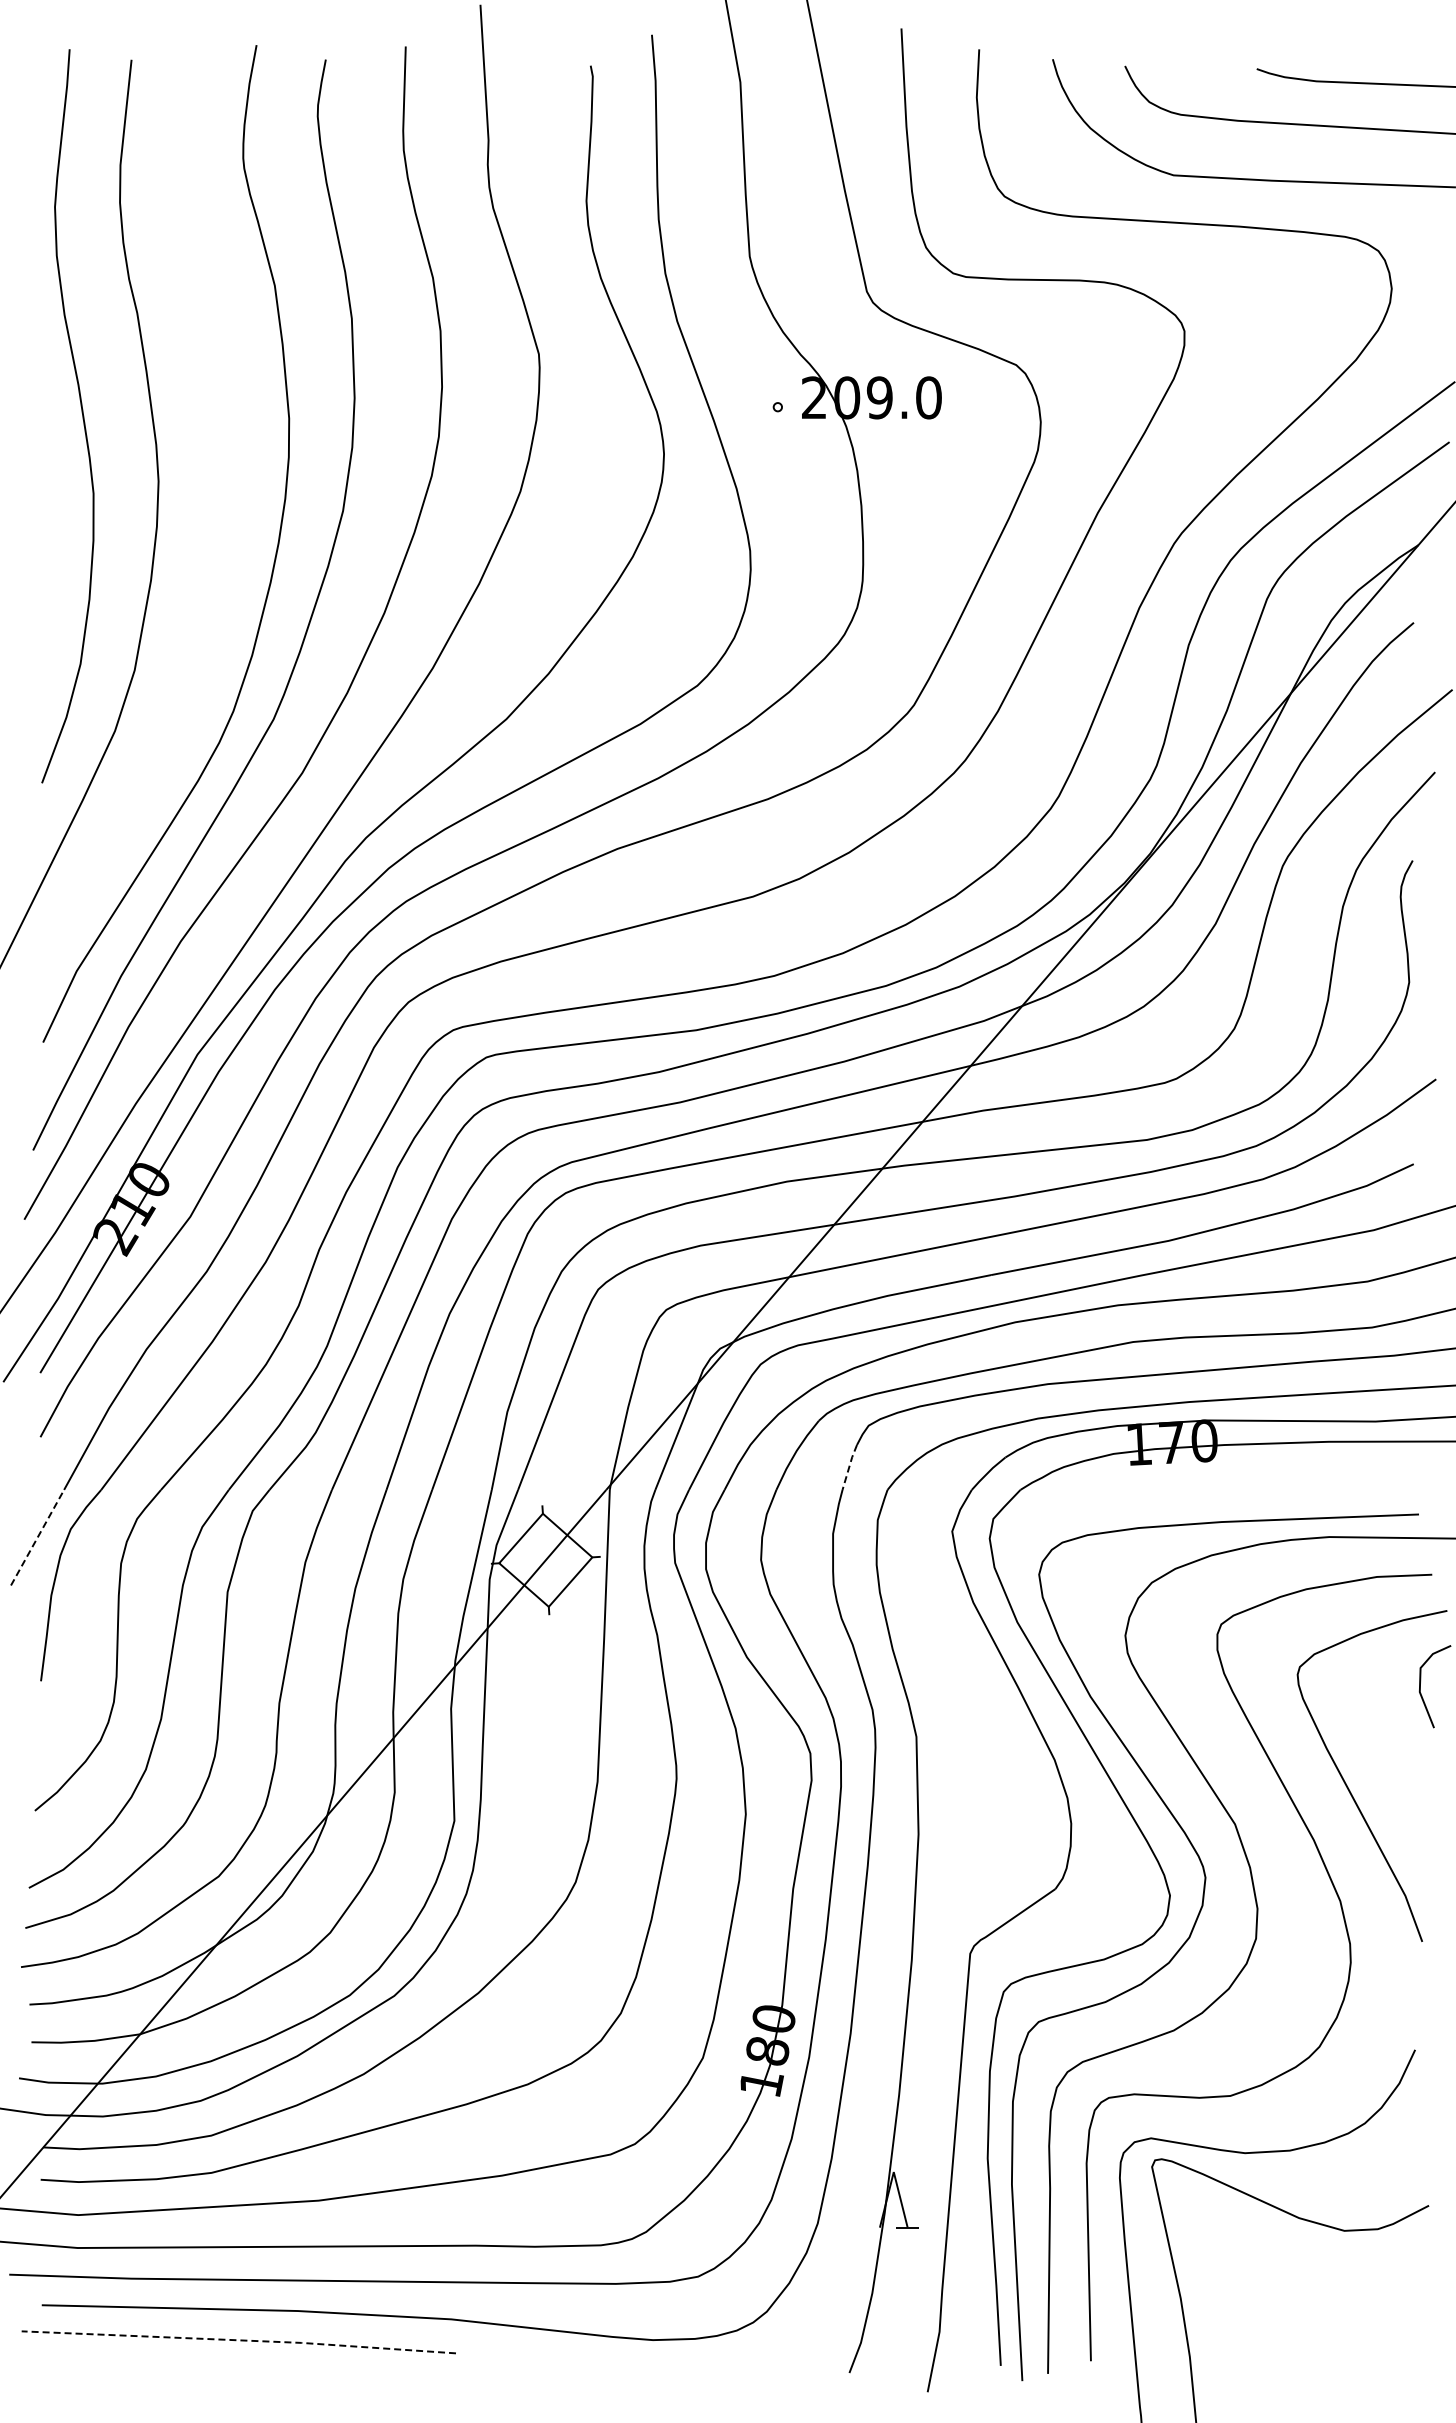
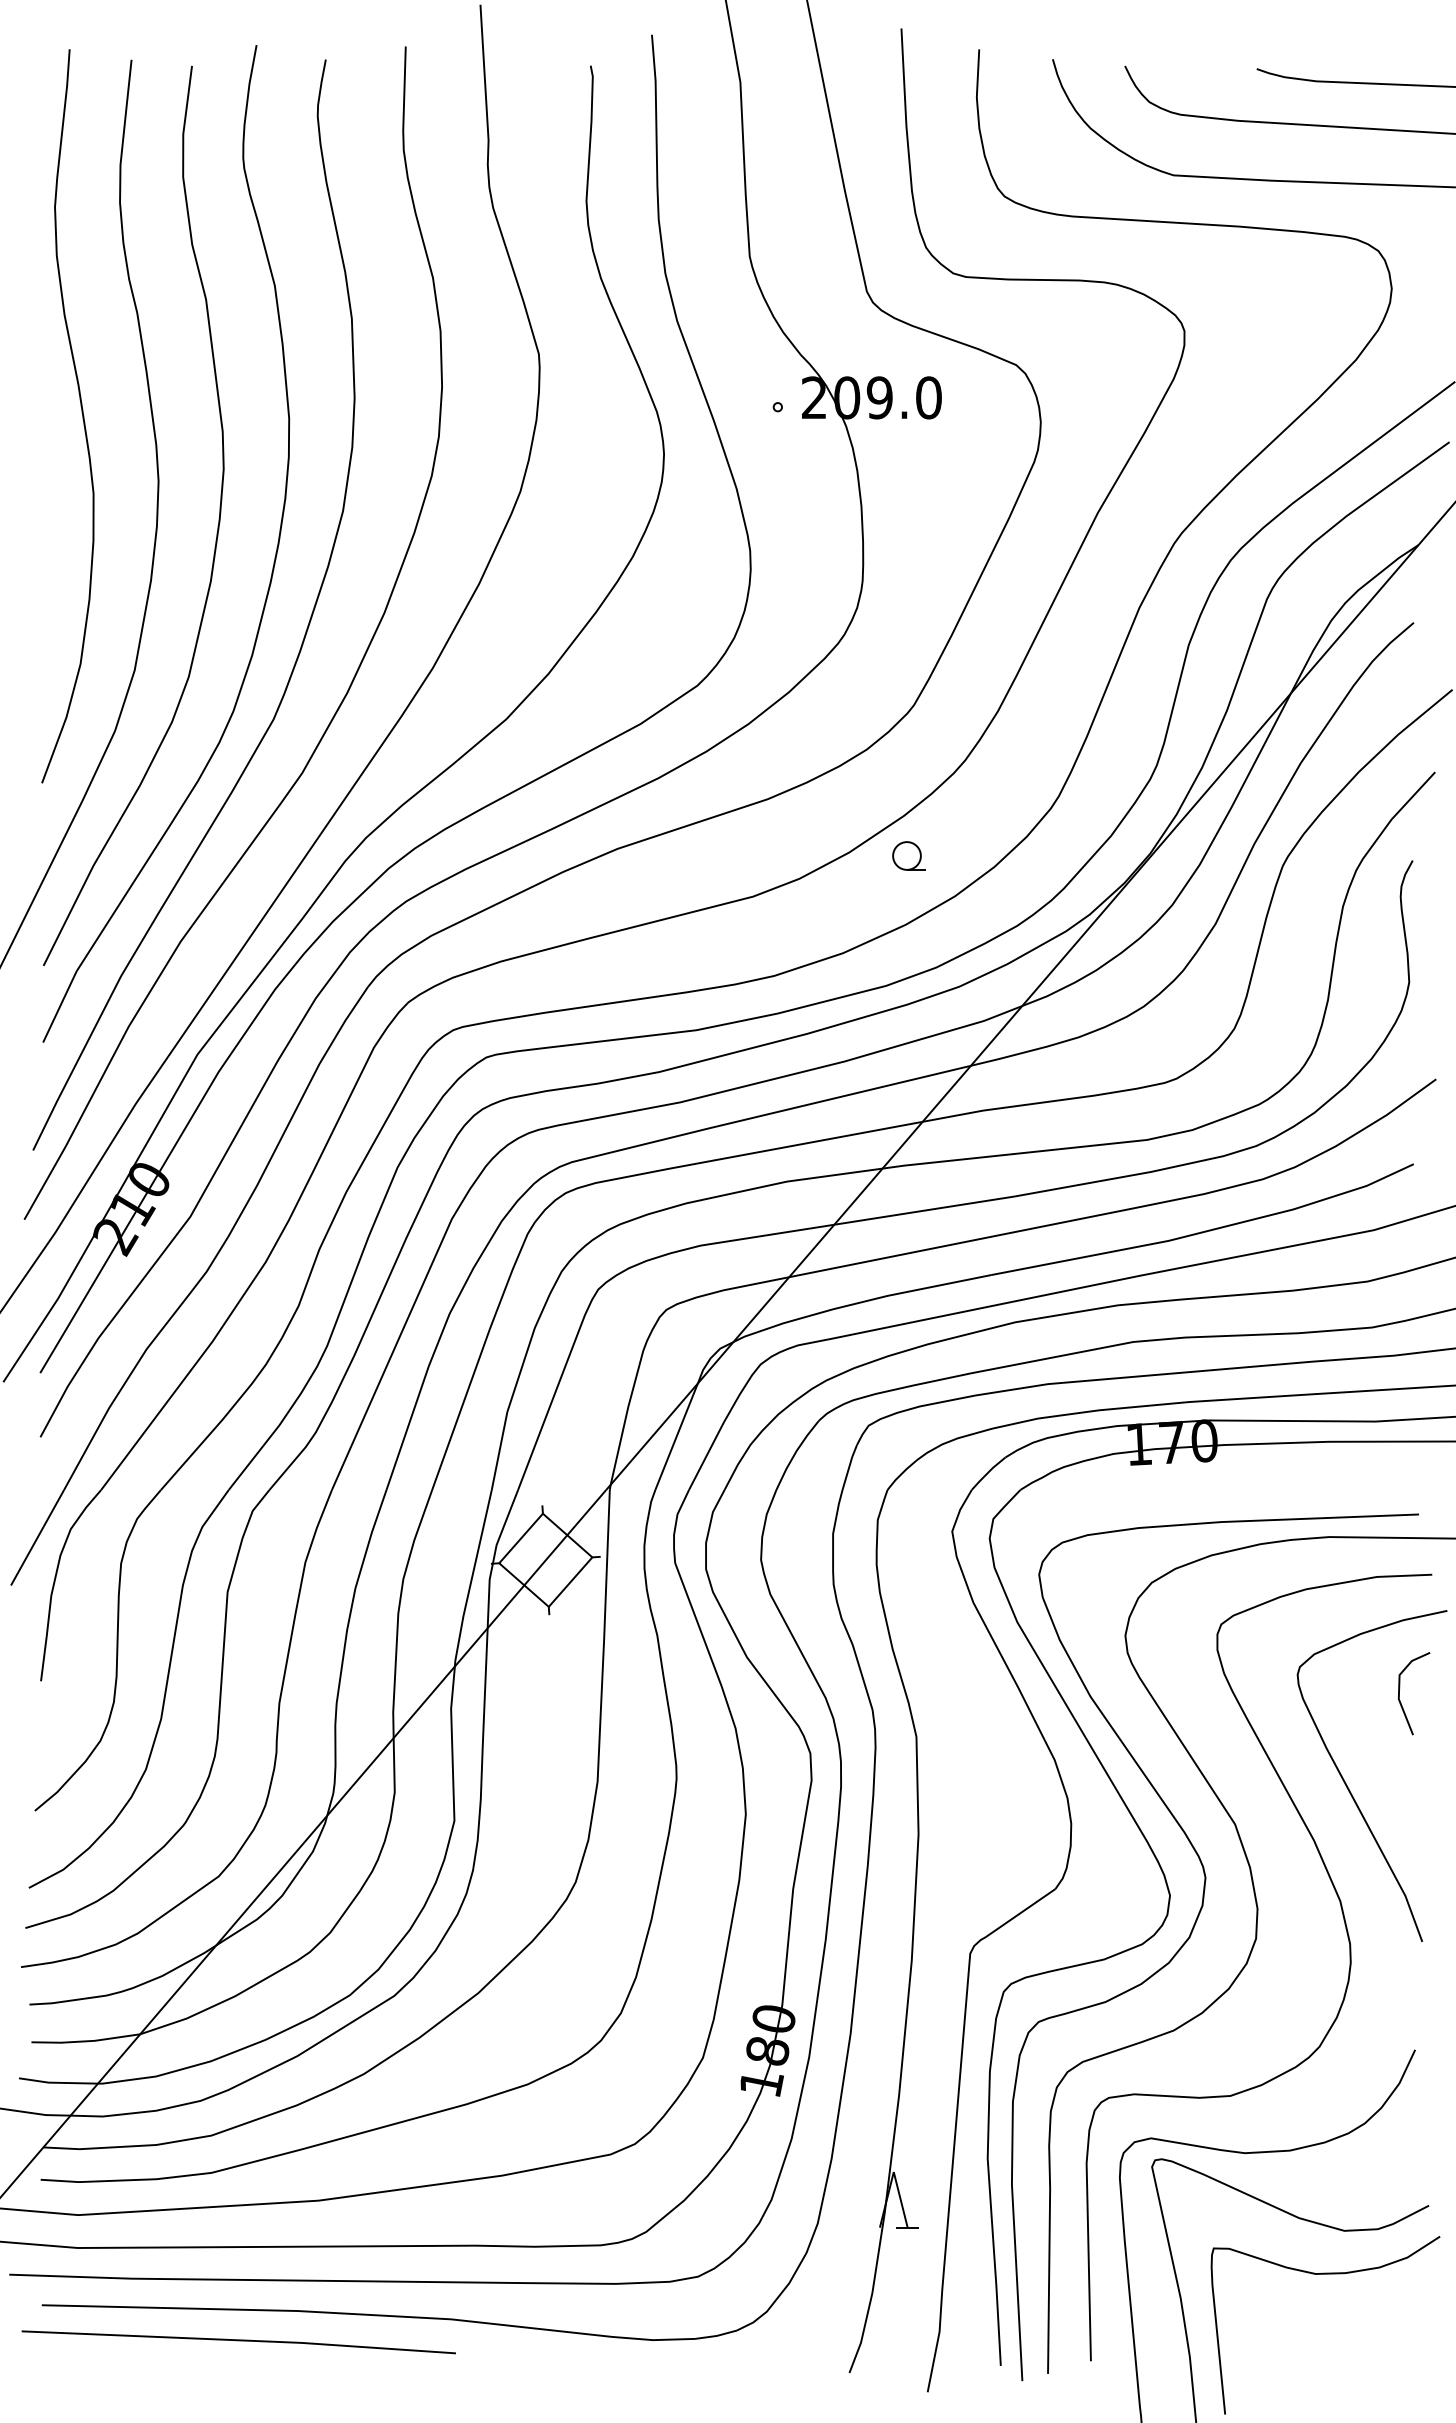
curve: none -> present (217, 526)
part: none -> present (908, 855)
line: dashed -> solid (849, 1466)
line: dashed -> solid (37, 1537)
line position: (1420, 1686) -> (1399, 1693) (1399, 1693)
curve: none -> present (1325, 2274)
line: dashed -> solid (238, 2340)
